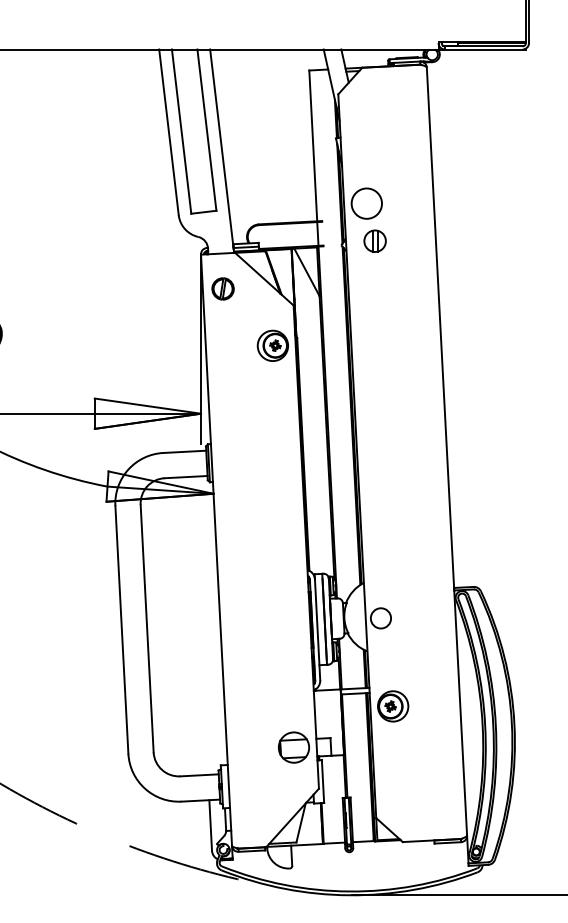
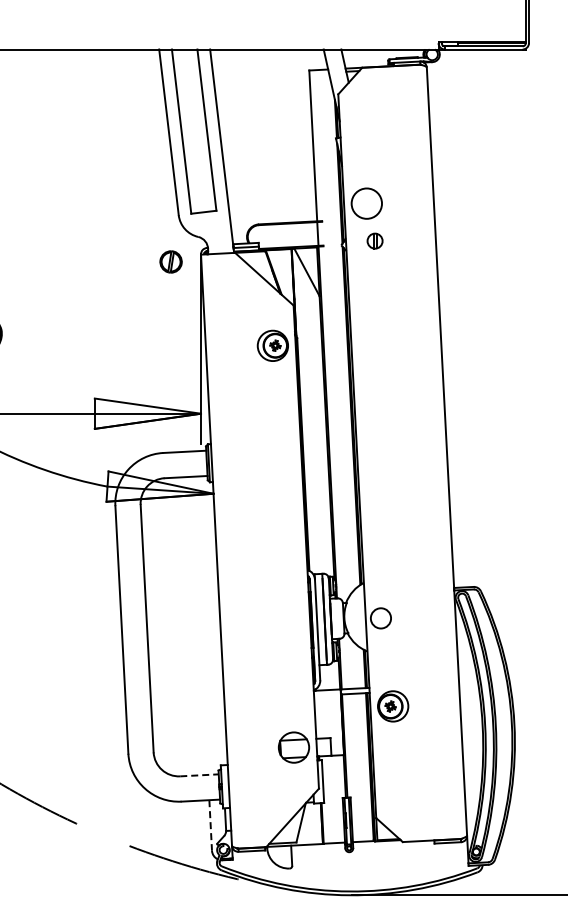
part size: 24x24 px -> 18x18 px (374, 240)
part position: (222, 288) -> (170, 261) (170, 261)
line: solid -> dashed (200, 775)
line: solid -> dashed (210, 825)
